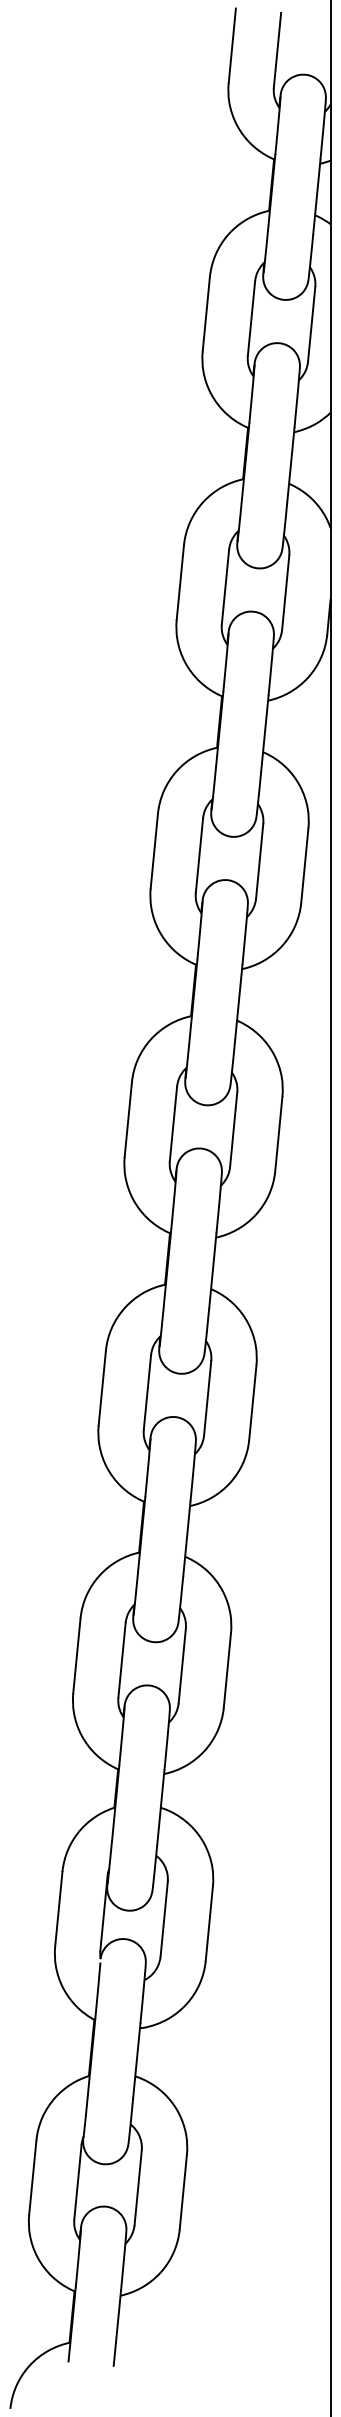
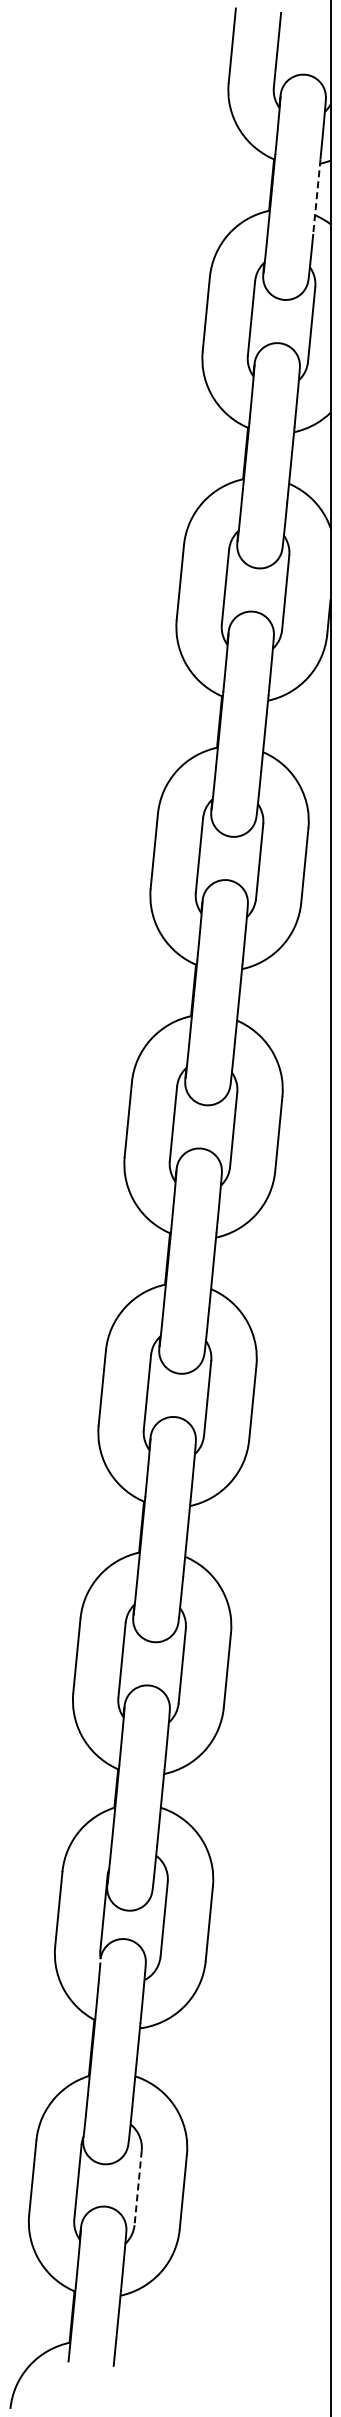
line: solid -> dashed (316, 197)
line: solid -> dashed (138, 2188)
